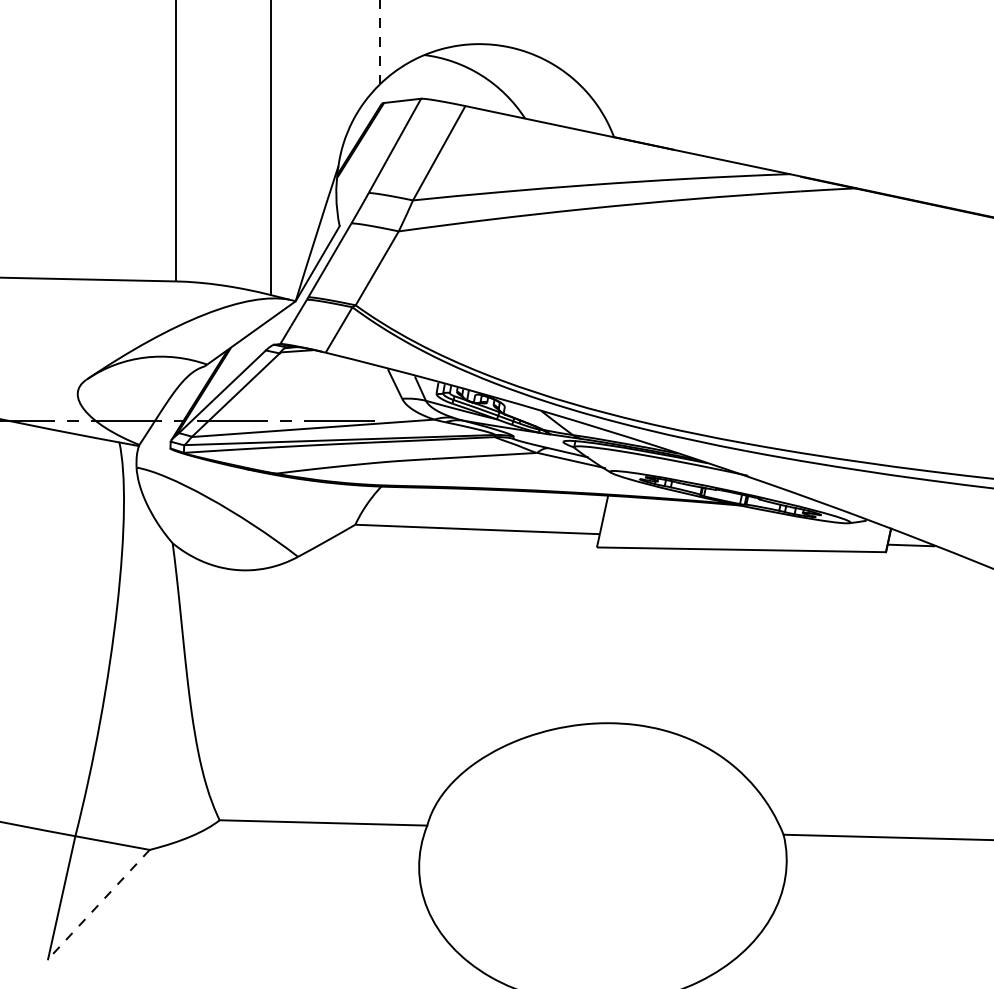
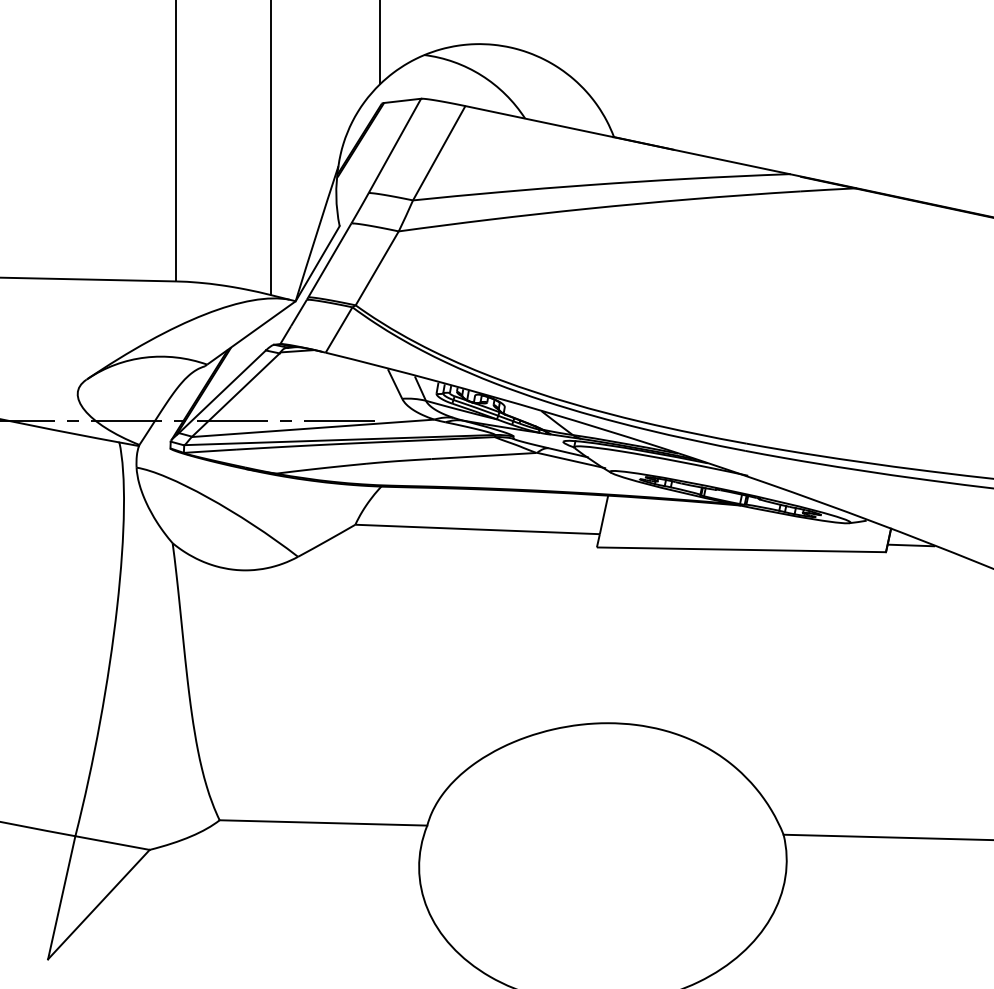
line: dashed -> solid (379, 42)
line: dashed -> solid (98, 904)
